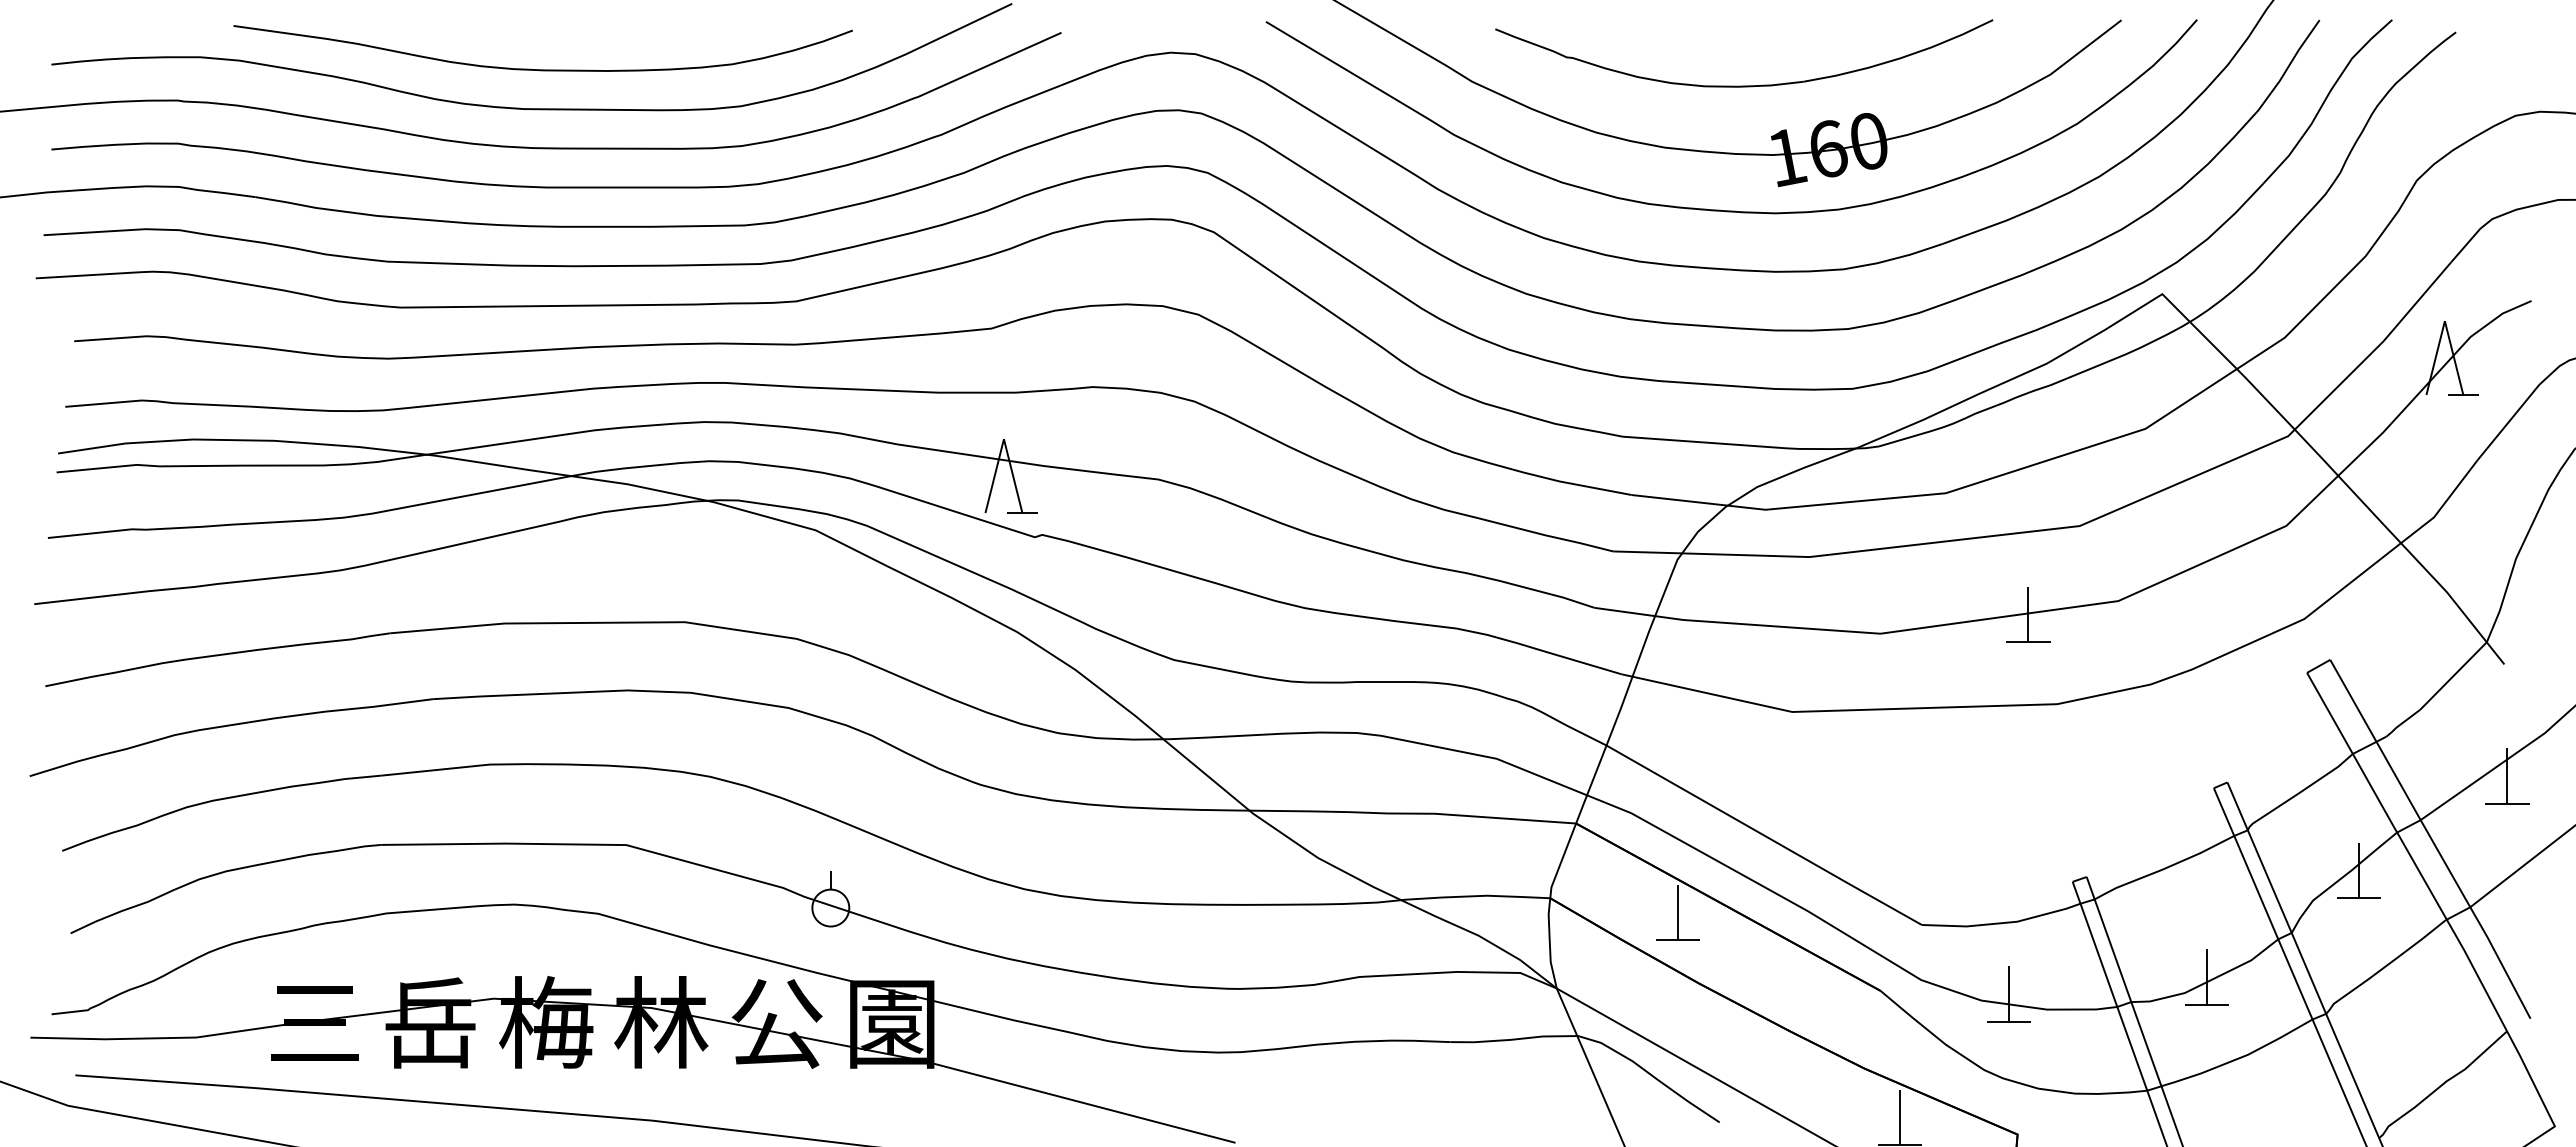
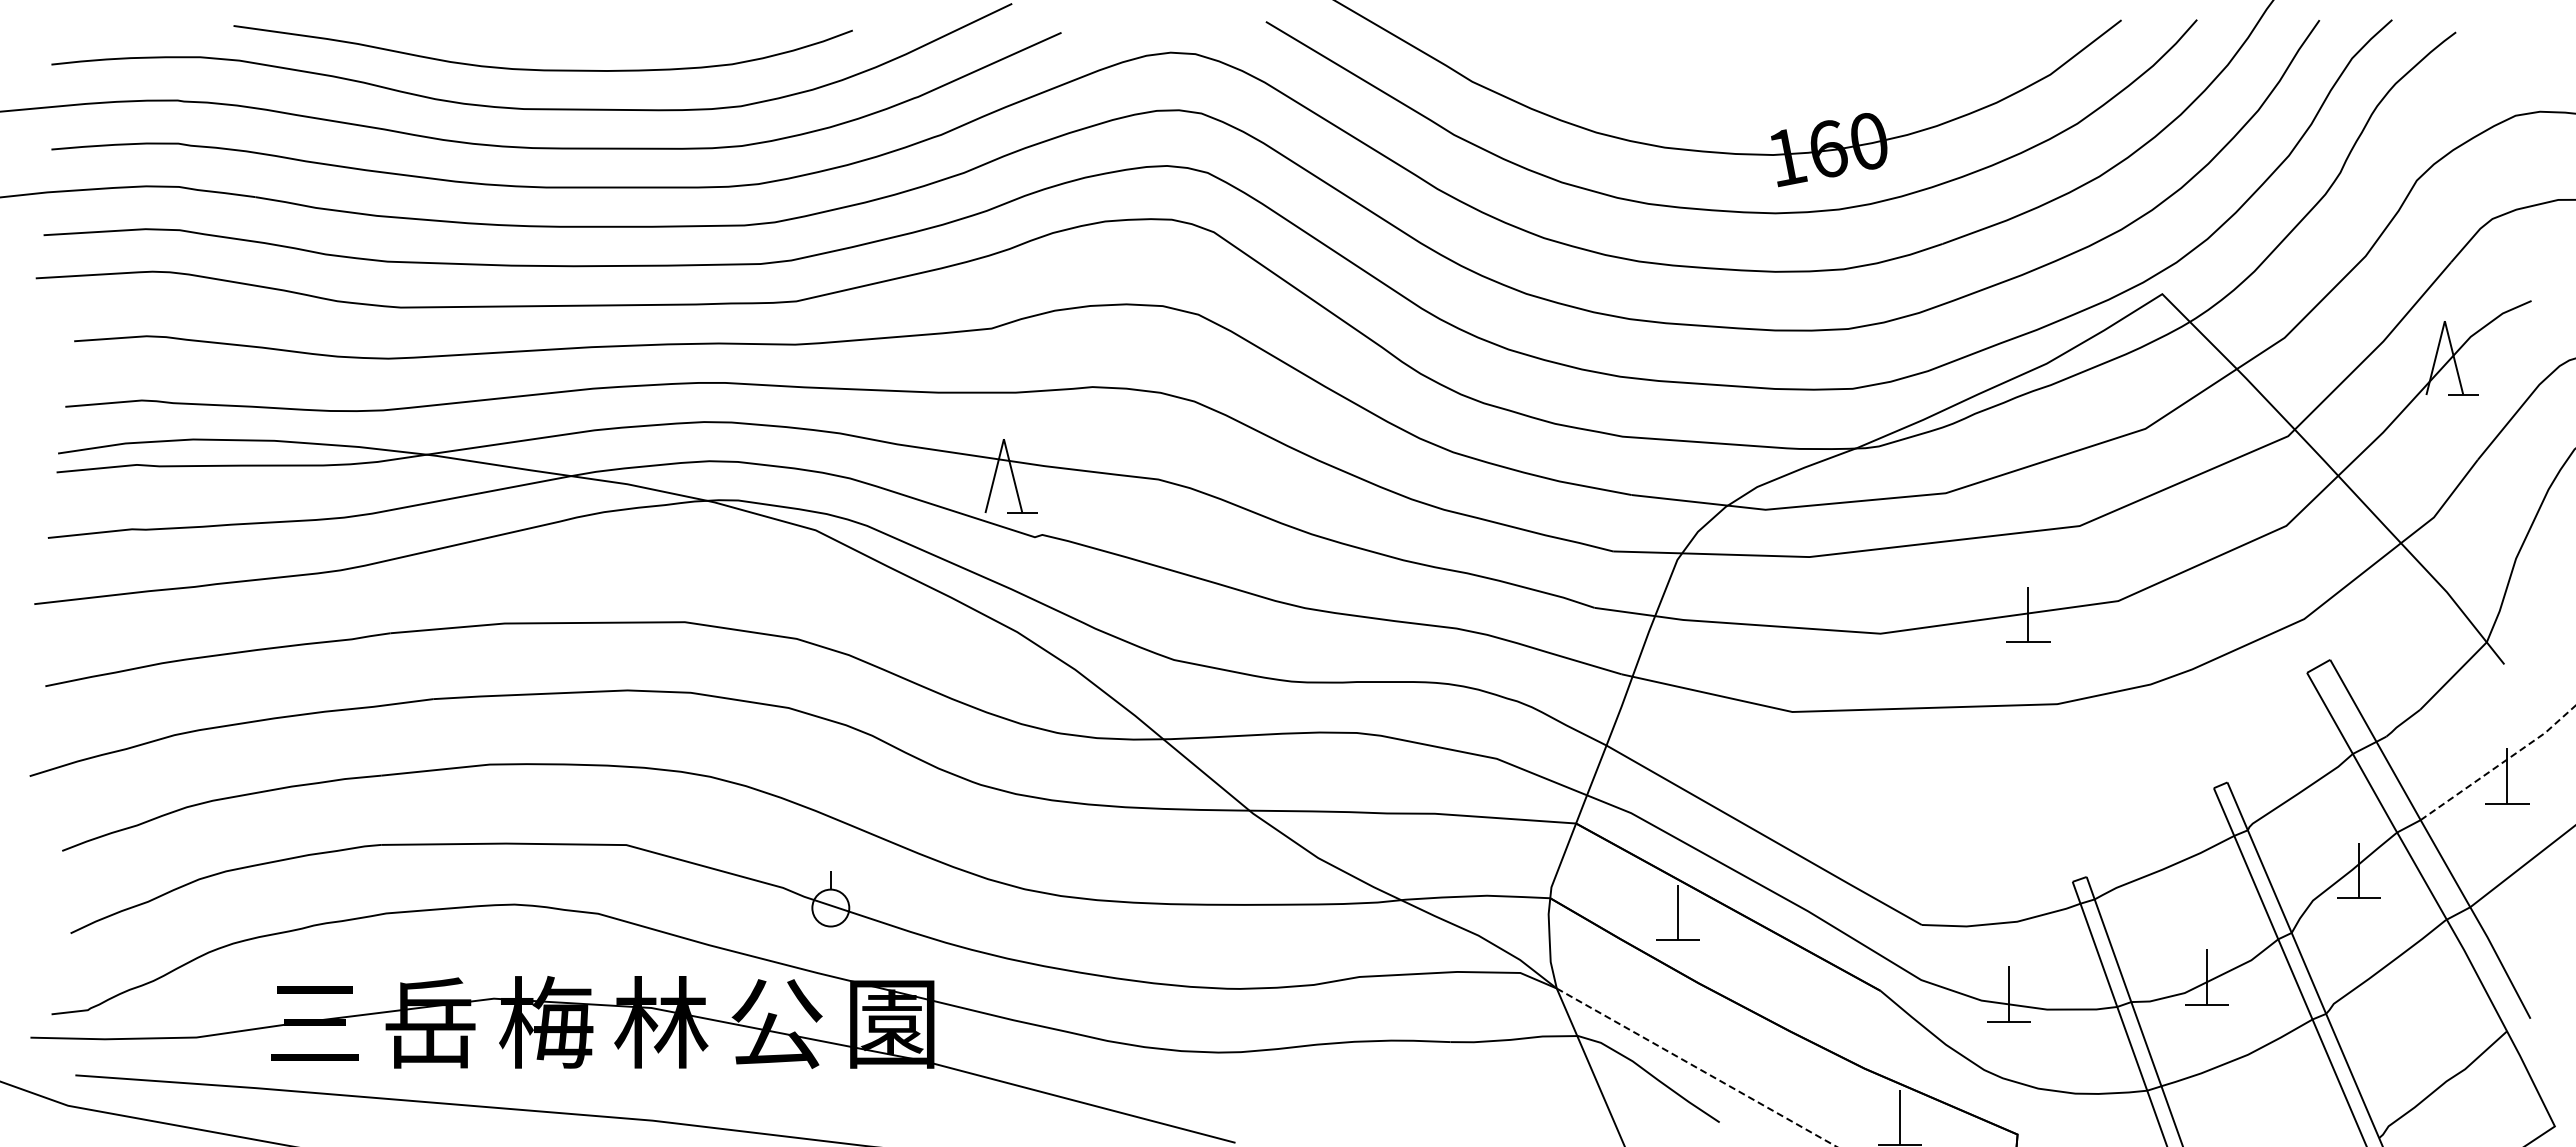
part: present -> none (1744, 85)
line: solid -> dashed (2500, 763)
line: solid -> dashed (1696, 1067)
